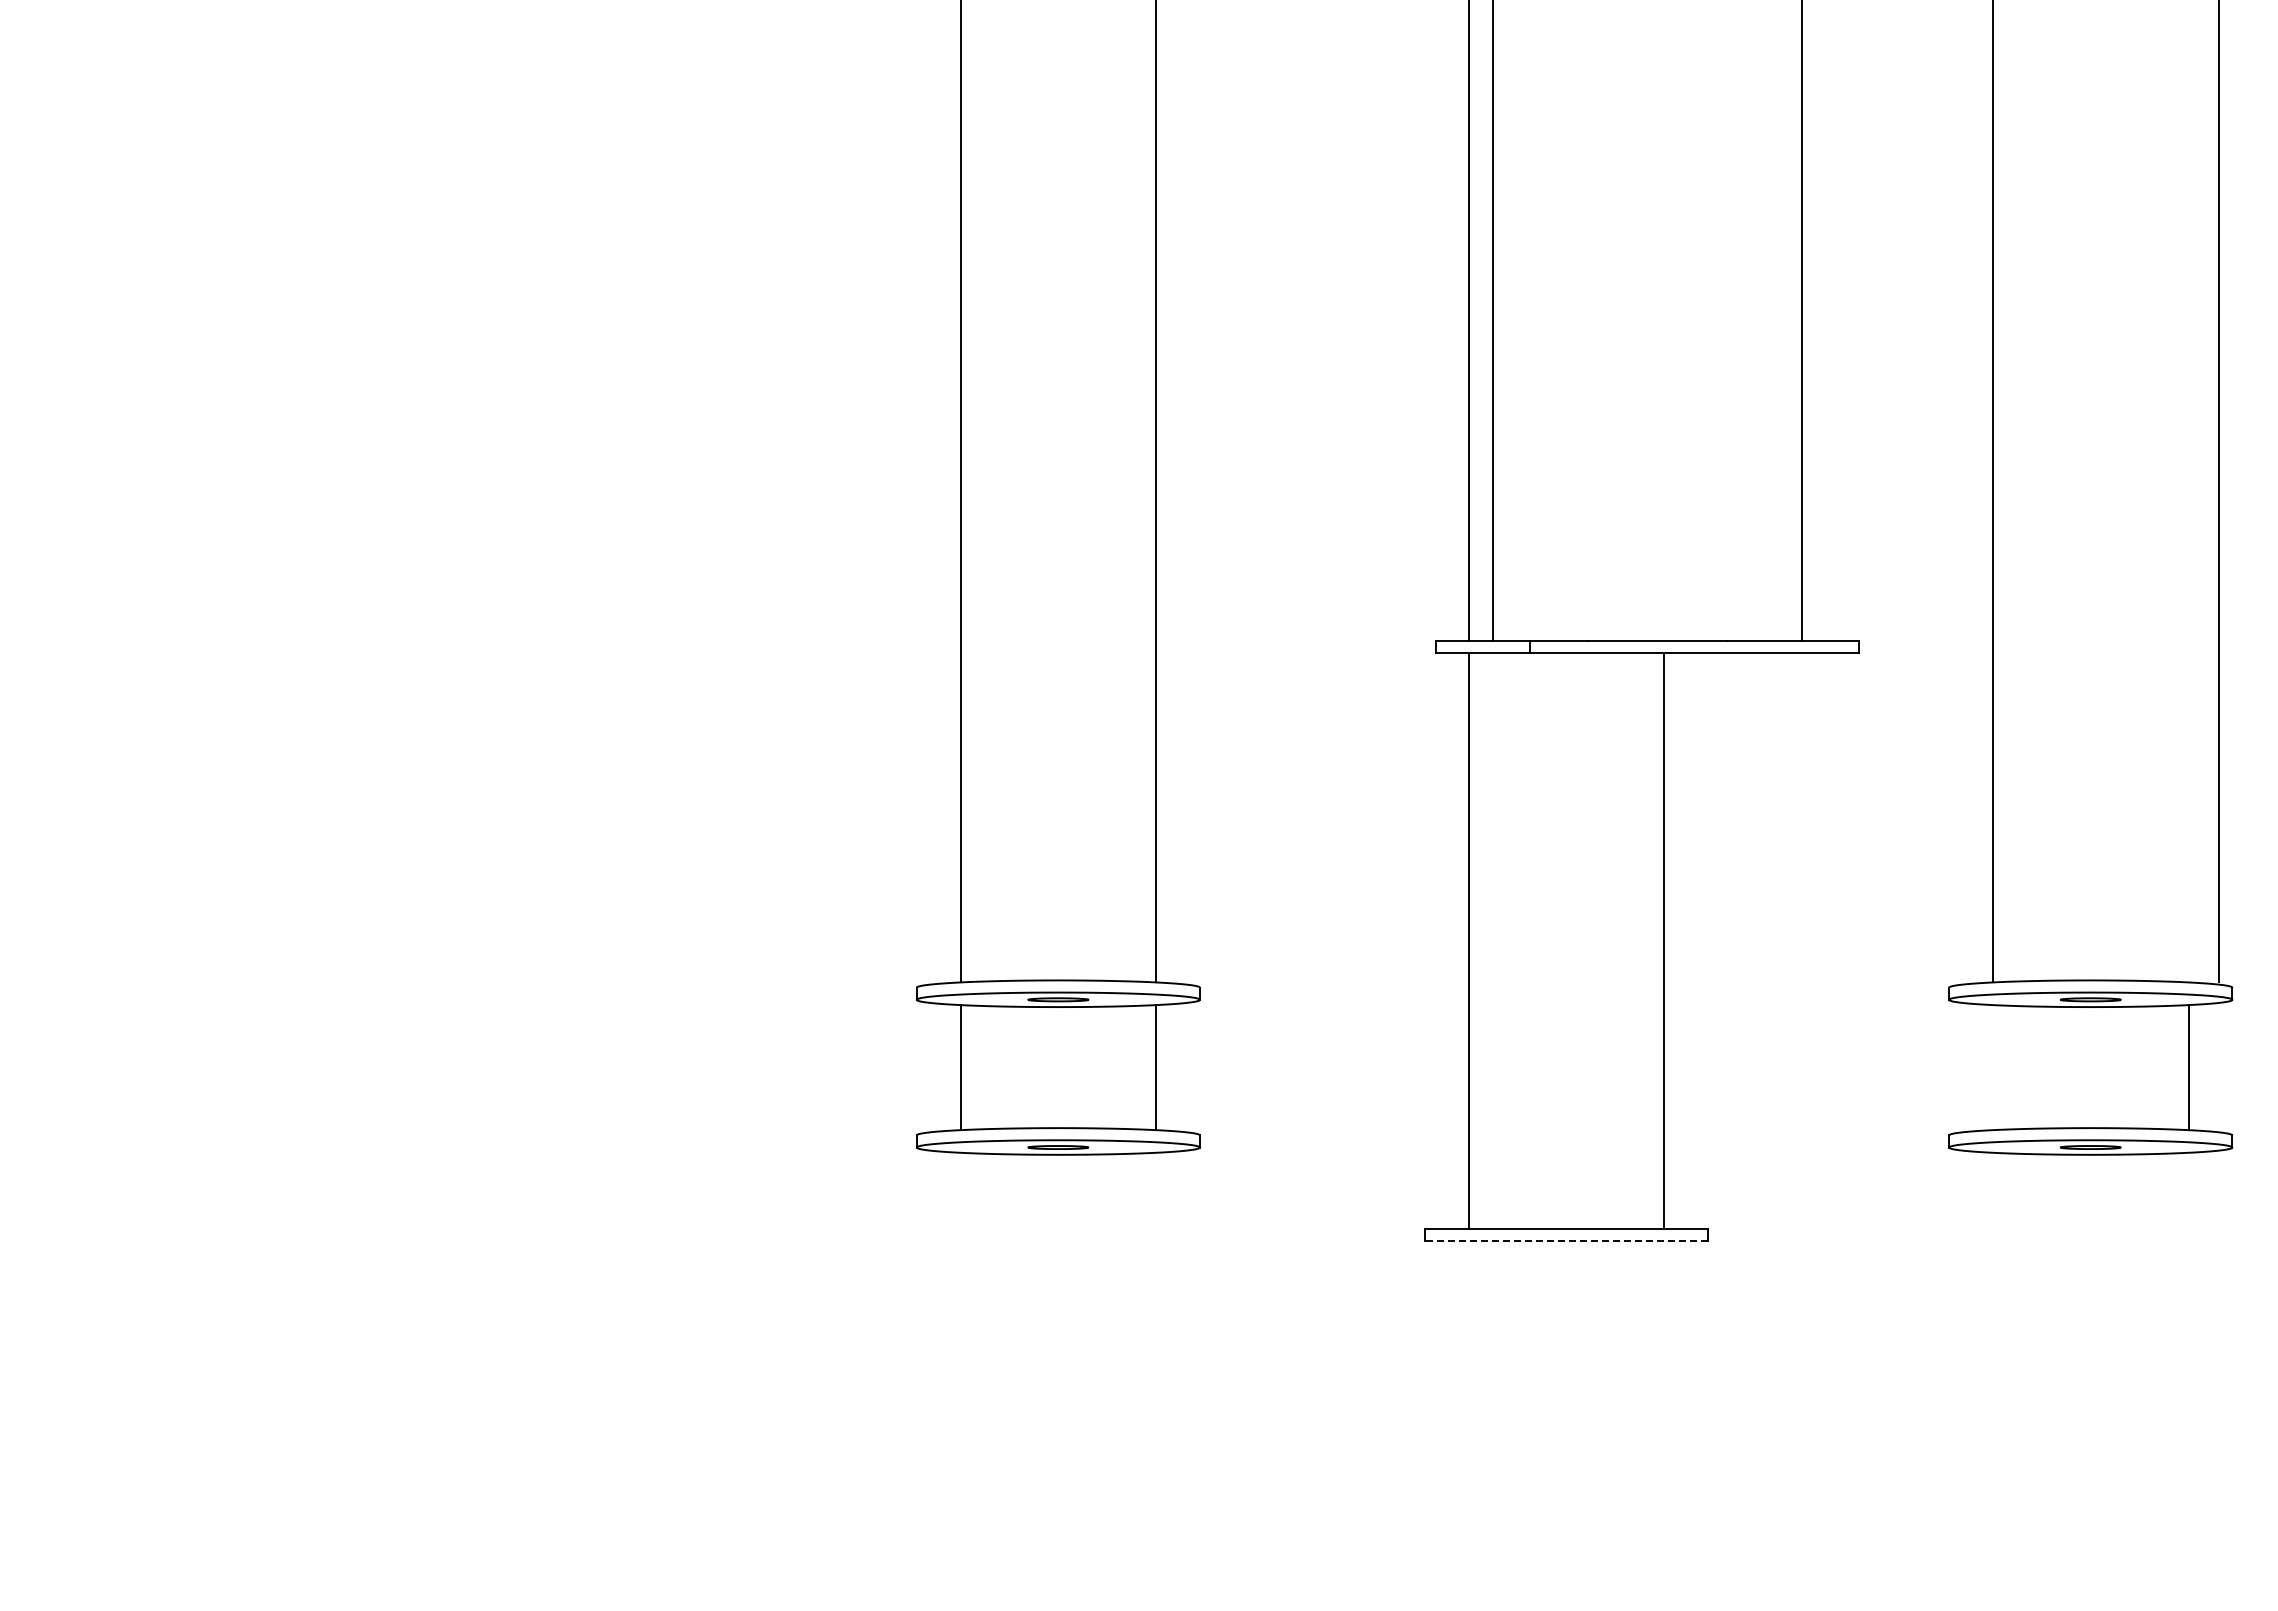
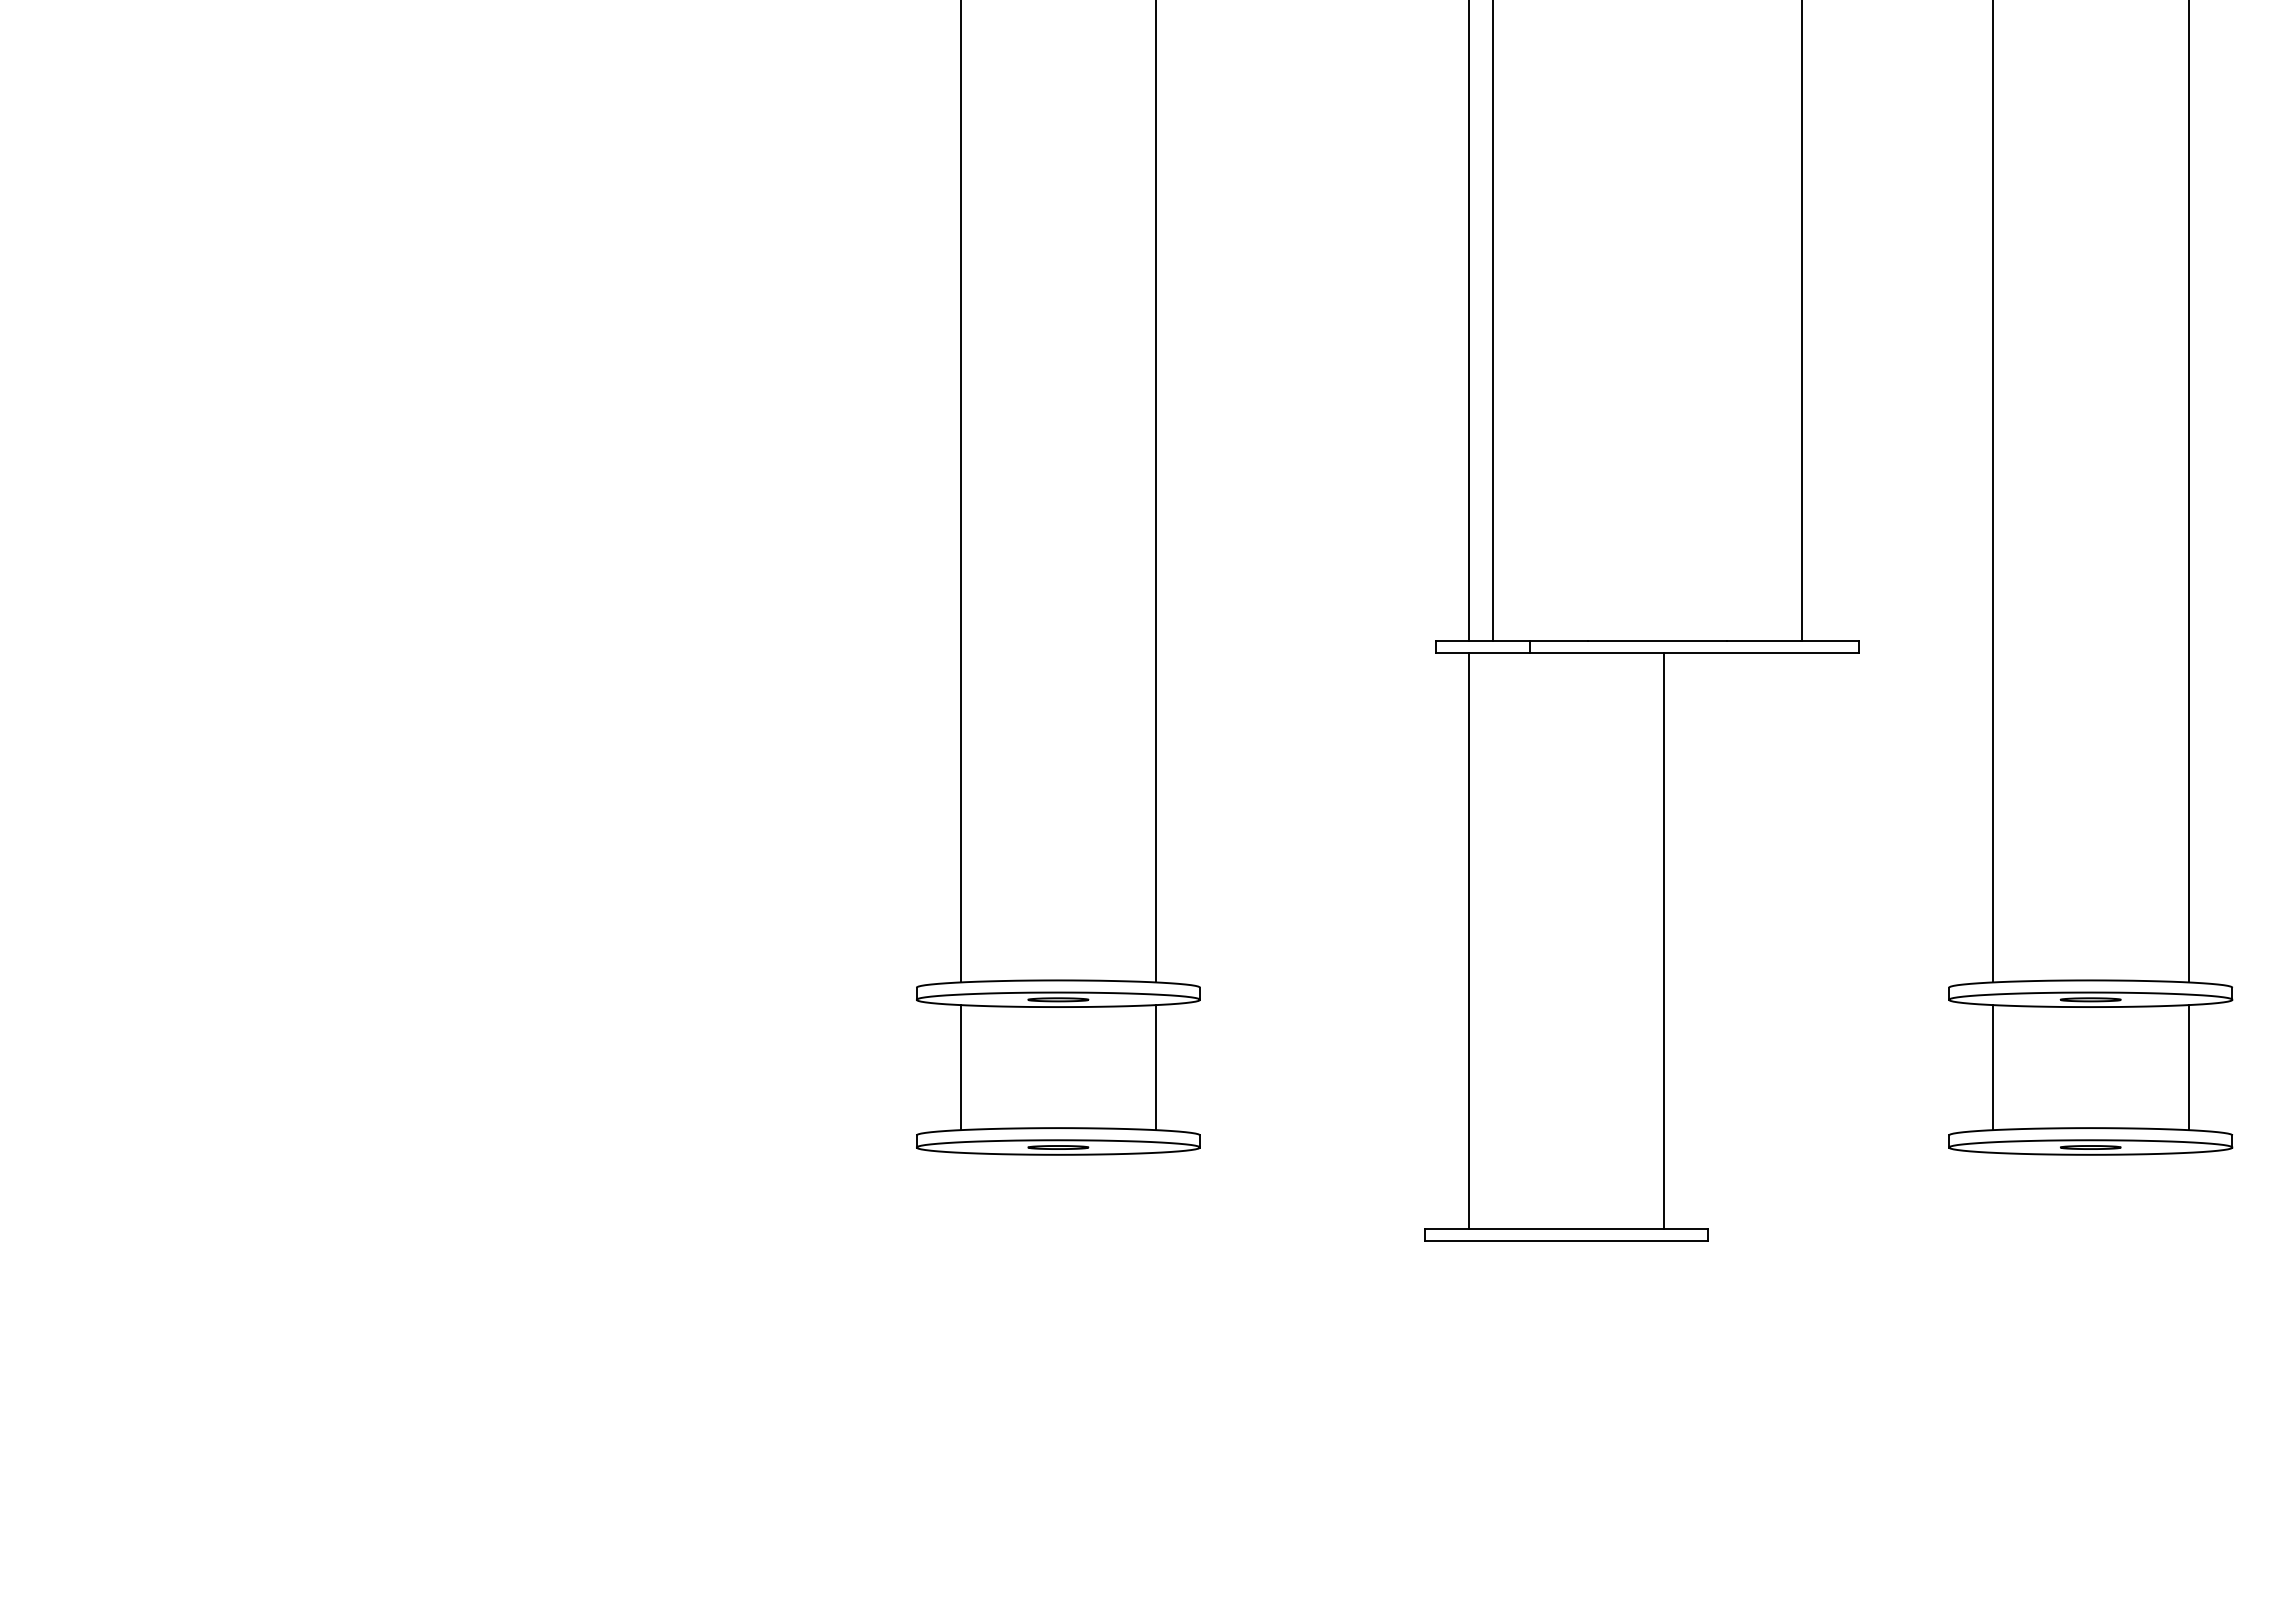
line position: (2218, 492) -> (2188, 492) (2188, 492)
line: none -> present (1992, 1067)
line: dashed -> solid (1566, 1241)
